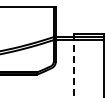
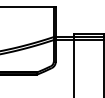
line: dashed -> solid (74, 65)
